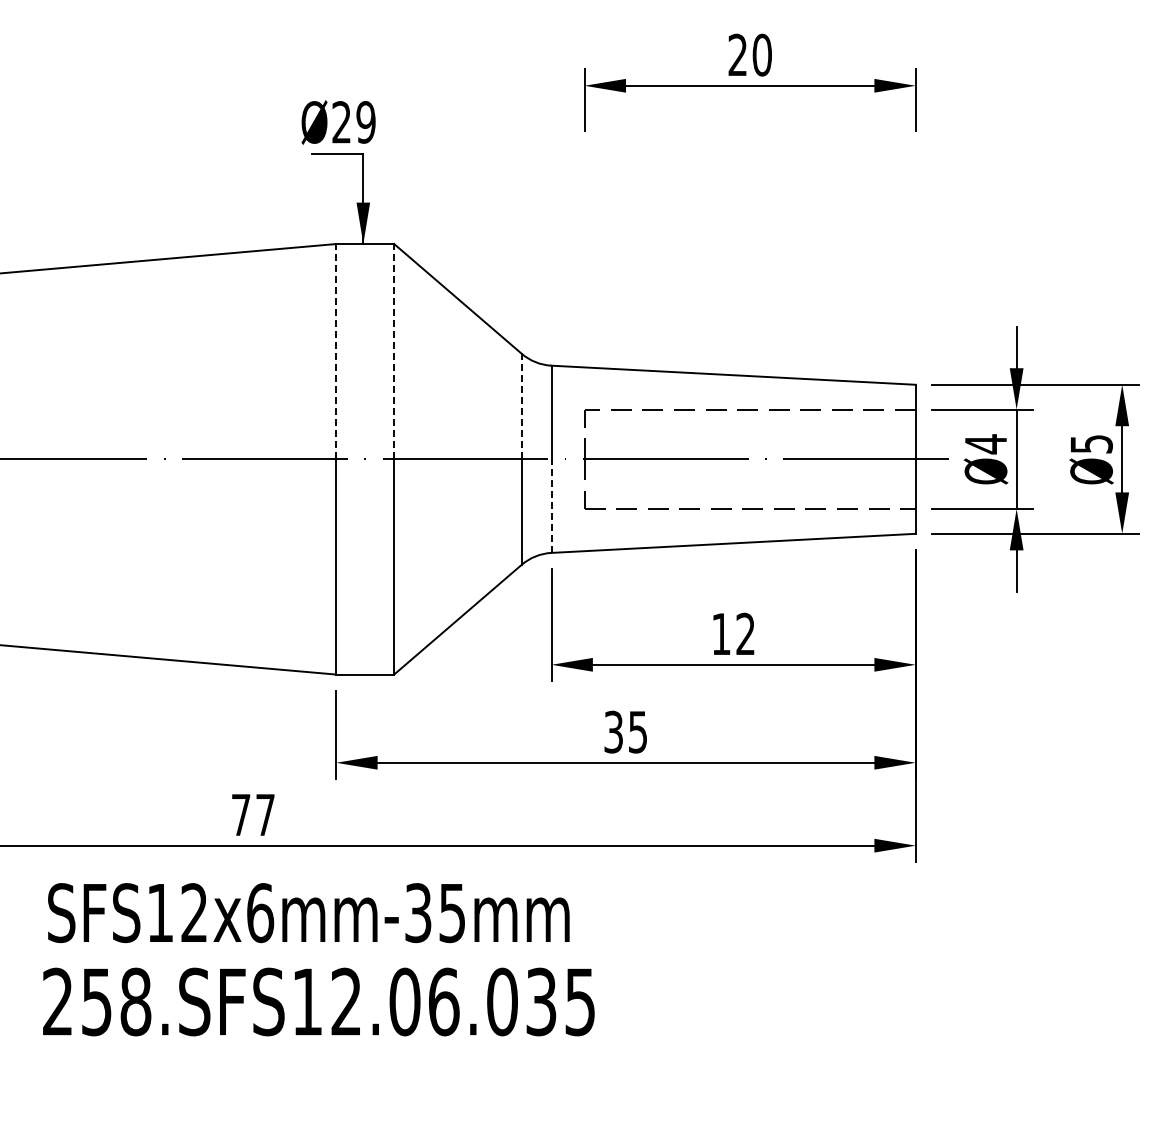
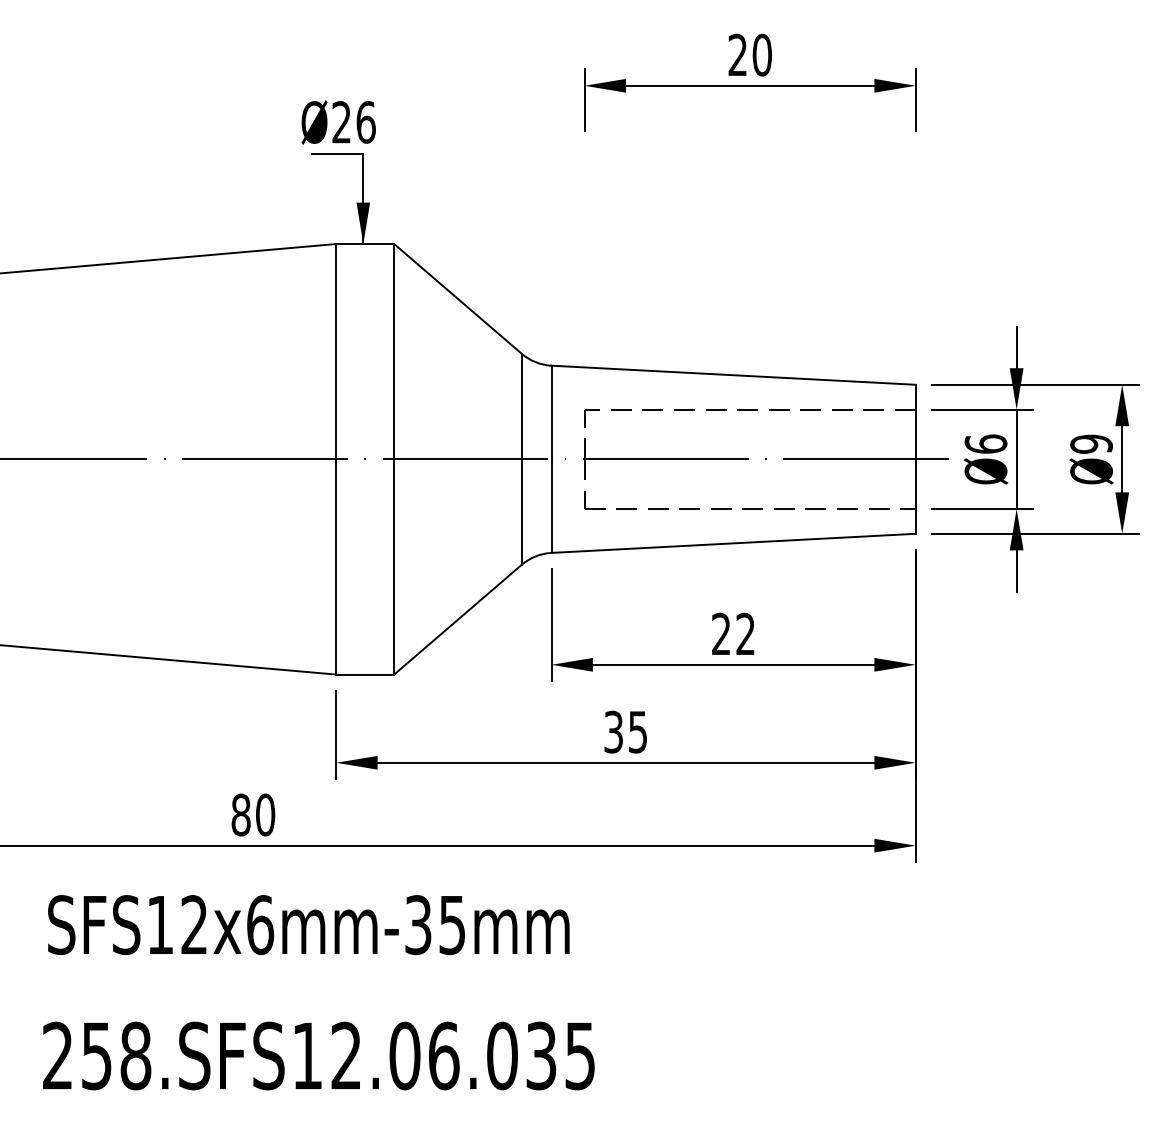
text: Ø29 -> Ø26 (365, 122)
line: dashed -> solid (336, 351)
line: dashed -> solid (394, 351)
line: dashed -> solid (521, 406)
text: Ø5 -> Ø9 (1091, 443)
text: Ø4 -> Ø6 (985, 444)
line: dashed -> solid (551, 506)
text: 12 -> 22 (721, 633)
text: 77 -> 80 (253, 814)
text position: (308, 913) -> (308, 925) (308, 925)
text position: (318, 1001) -> (318, 1055) (318, 1055)
